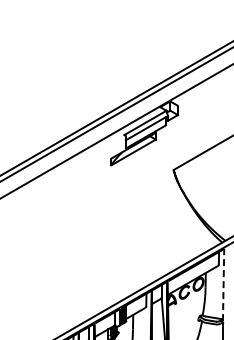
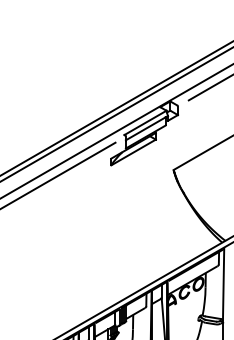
line: none -> present (209, 88)
line: none -> present (58, 174)
line: dashed -> solid (223, 284)
